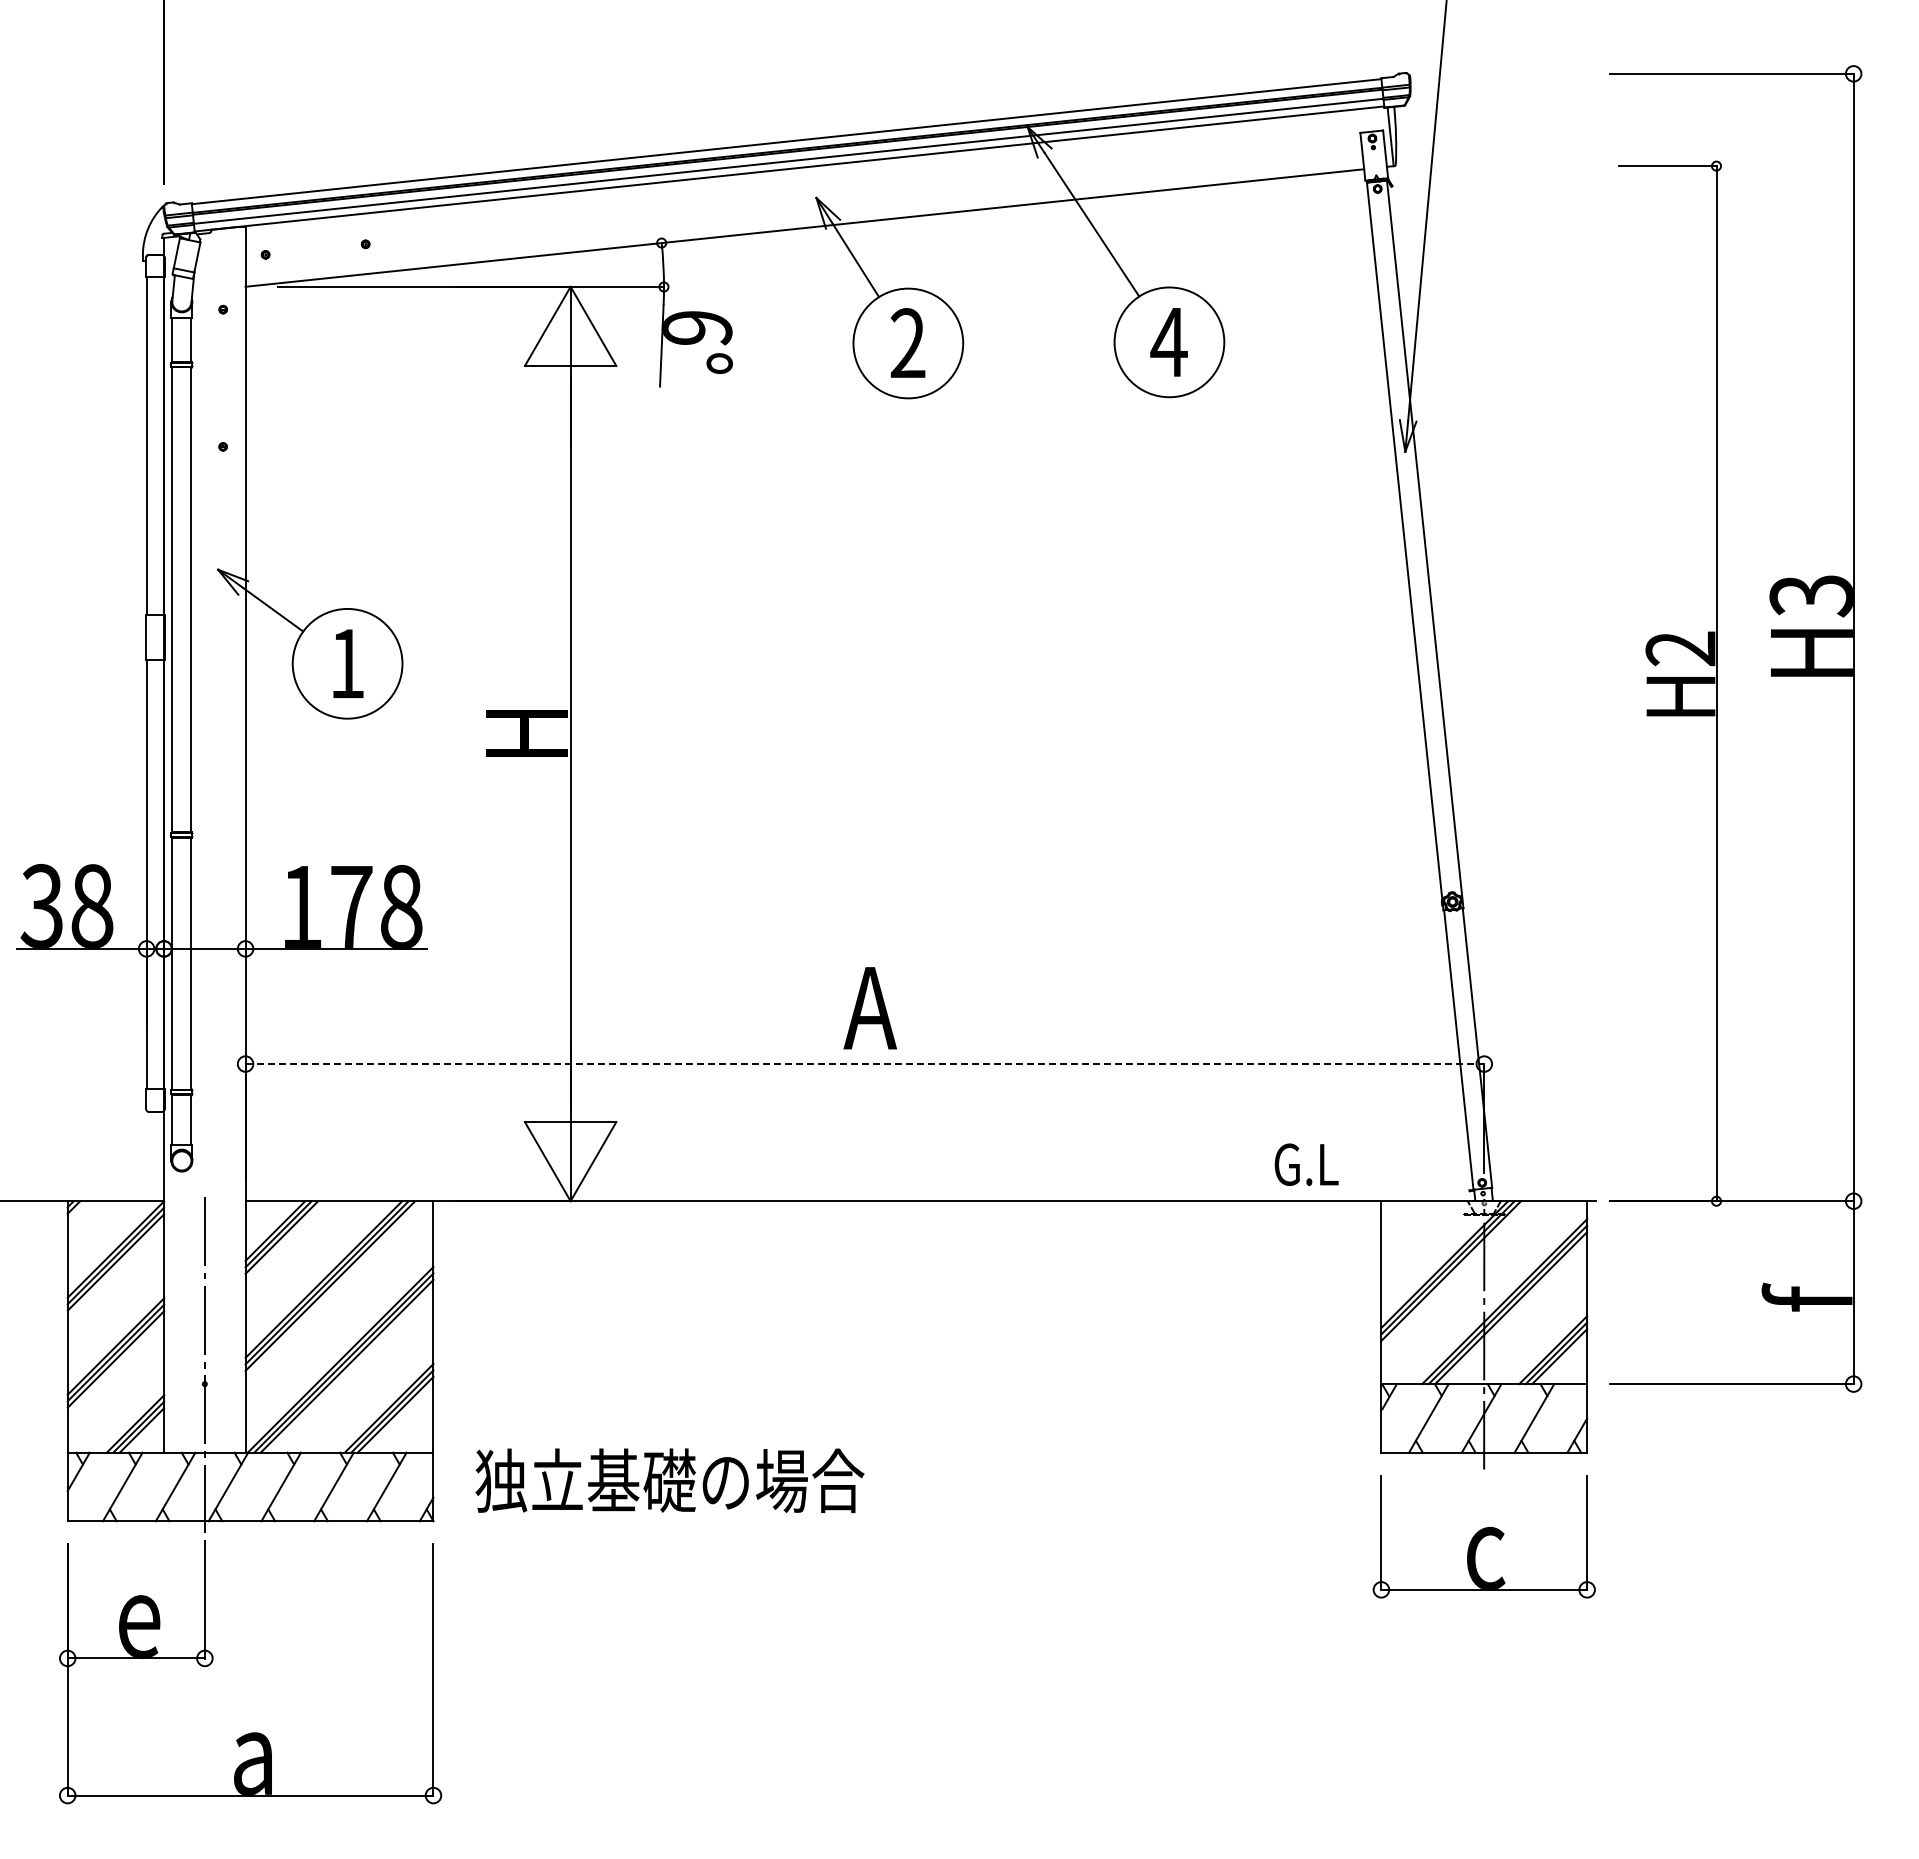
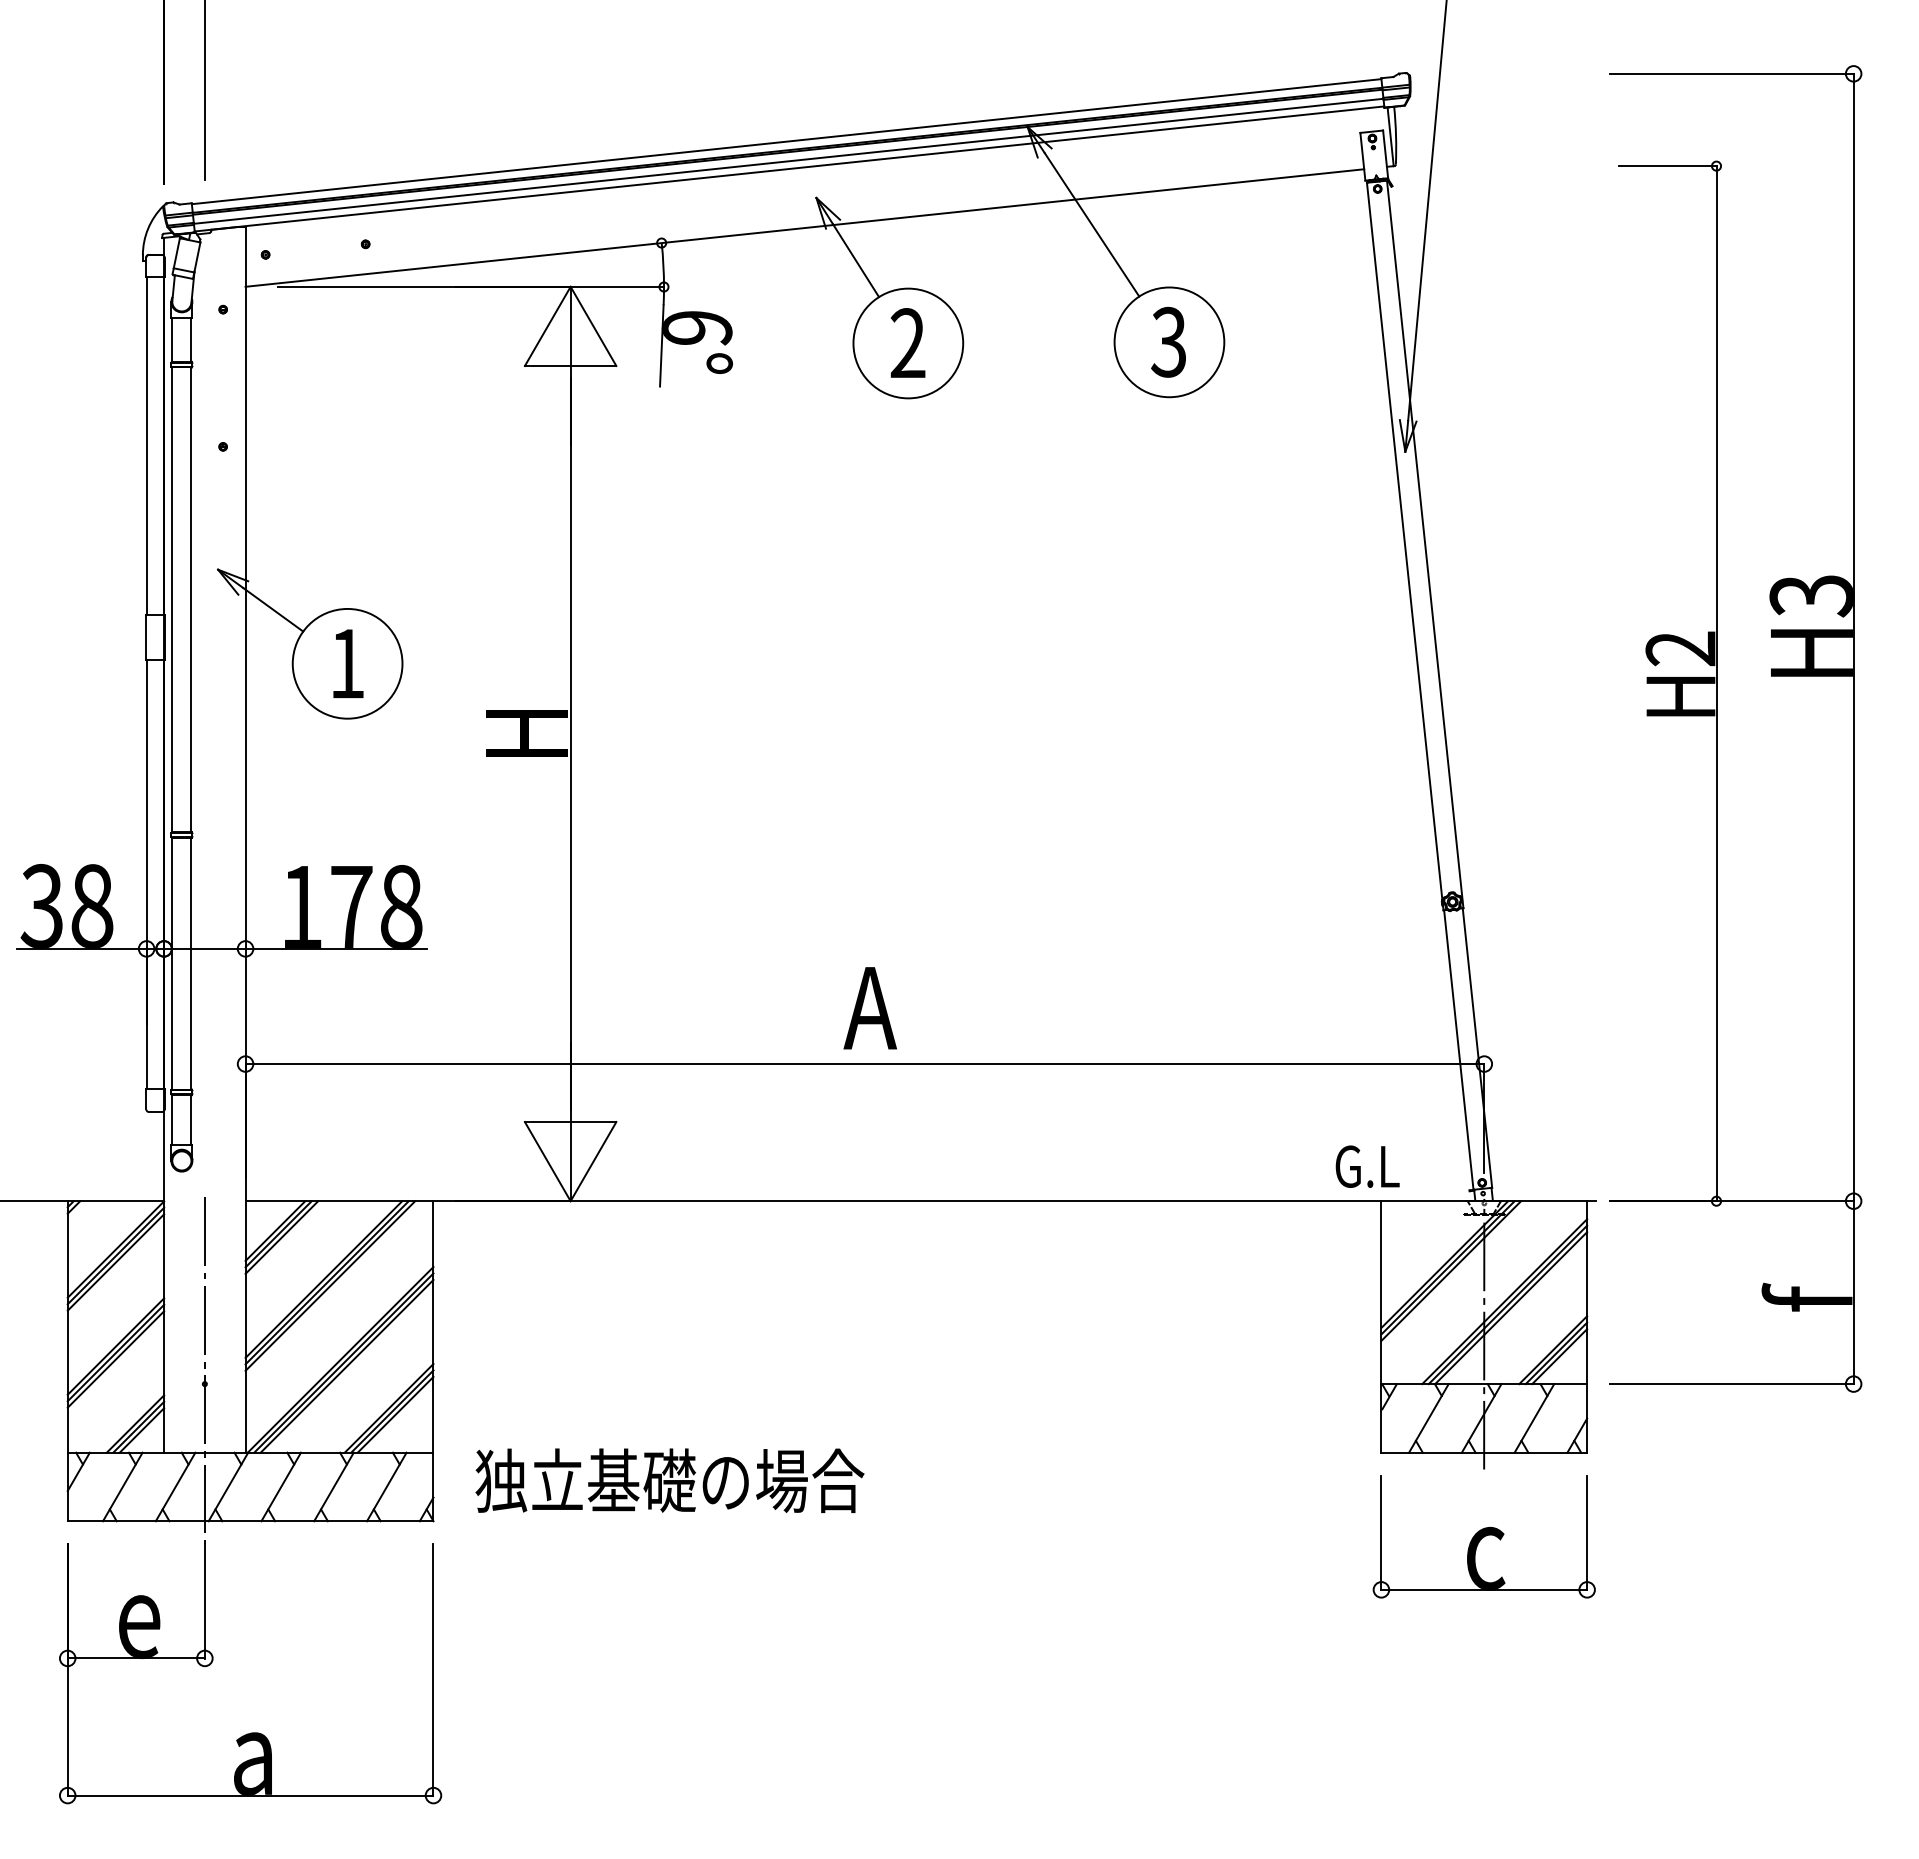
line: none -> present (204, 91)
text: 4 -> 3 (1168, 341)
line: dashed -> solid (865, 1064)
text position: (1306, 1164) -> (1367, 1166) (1367, 1166)
